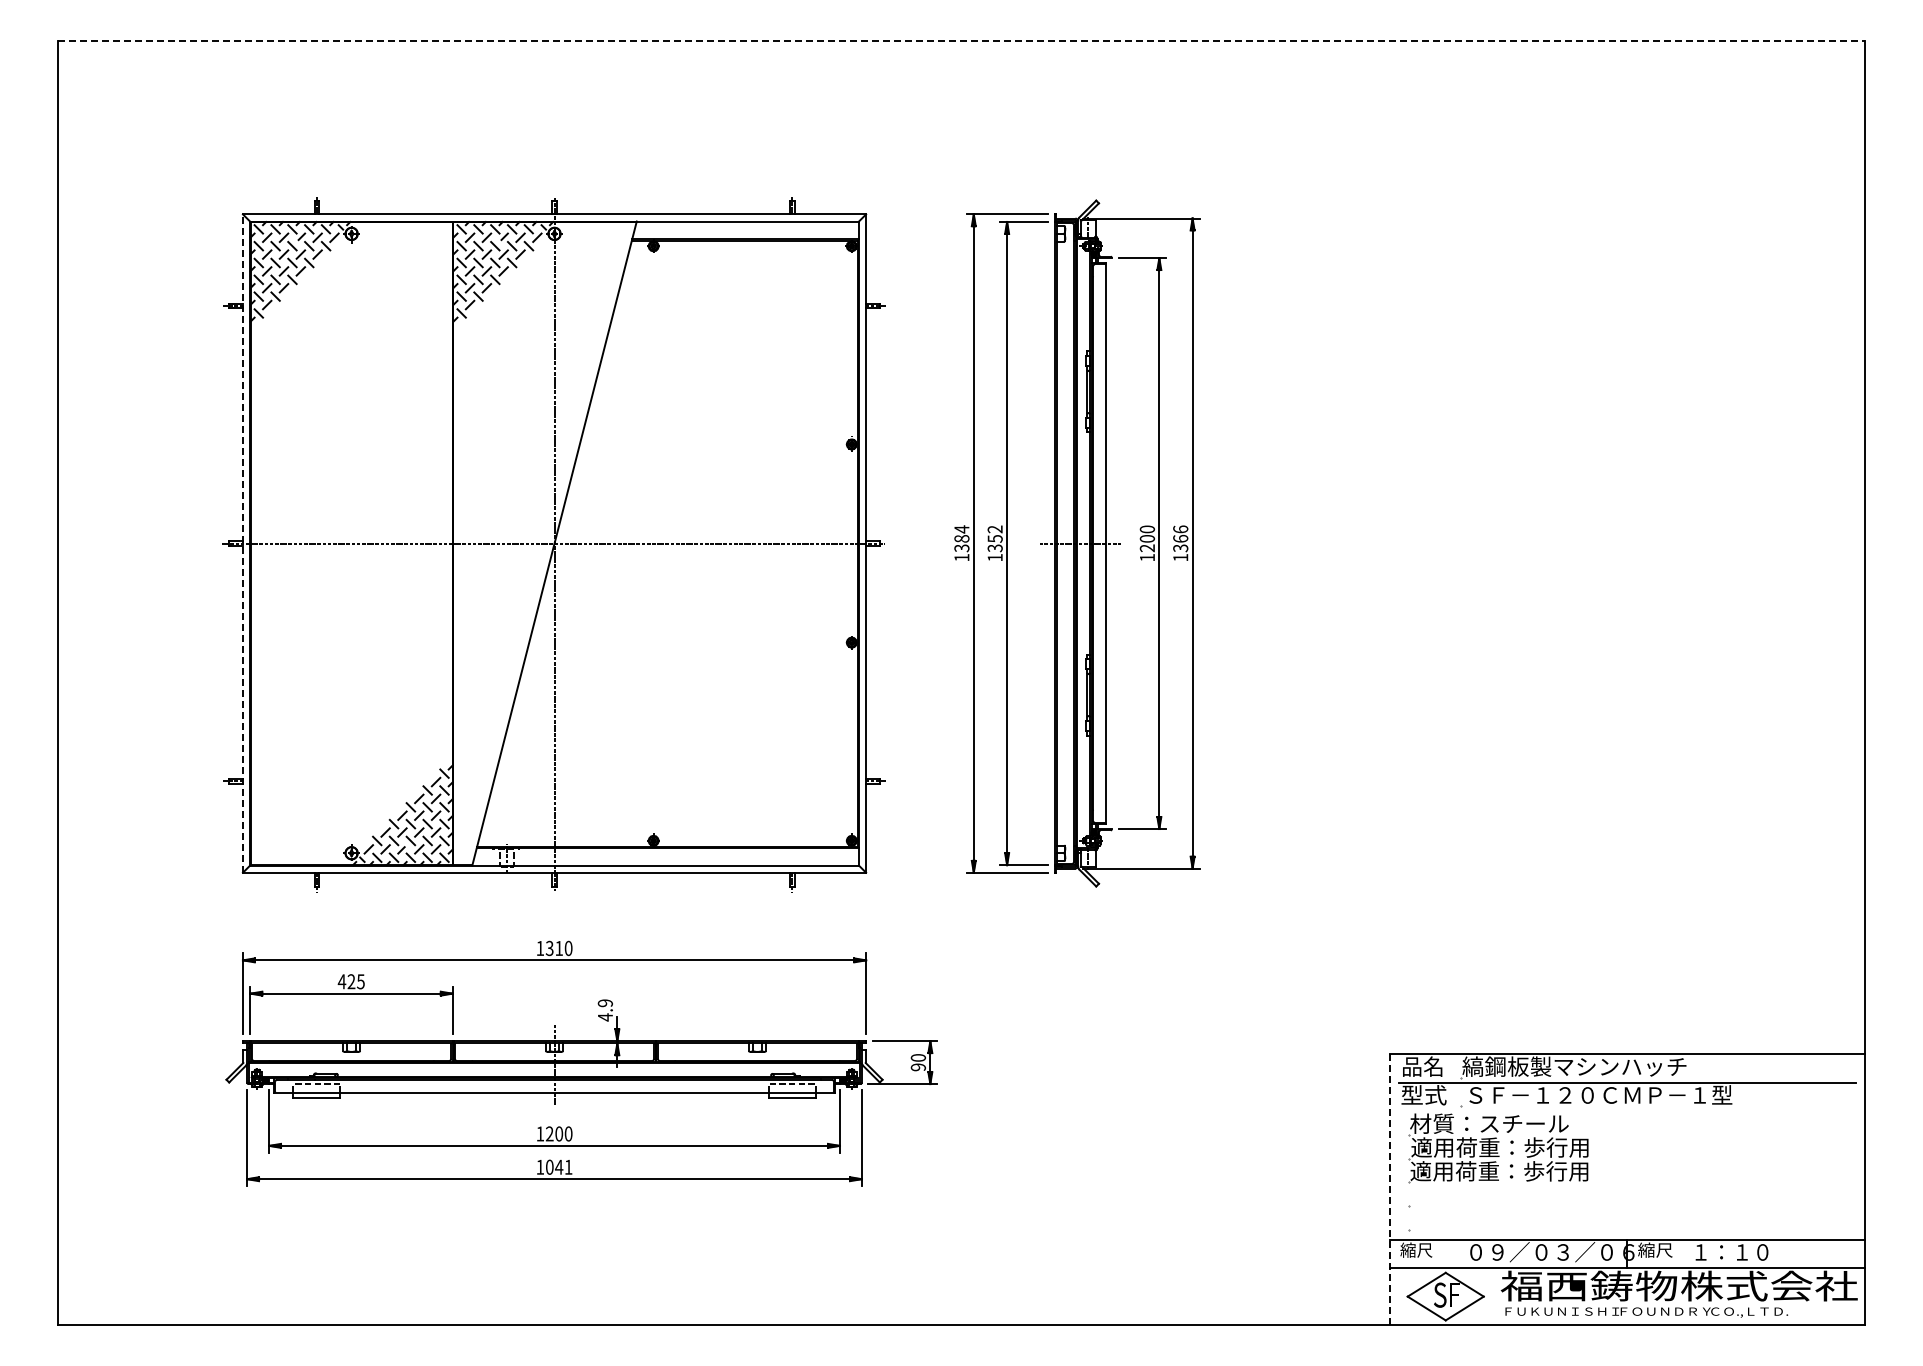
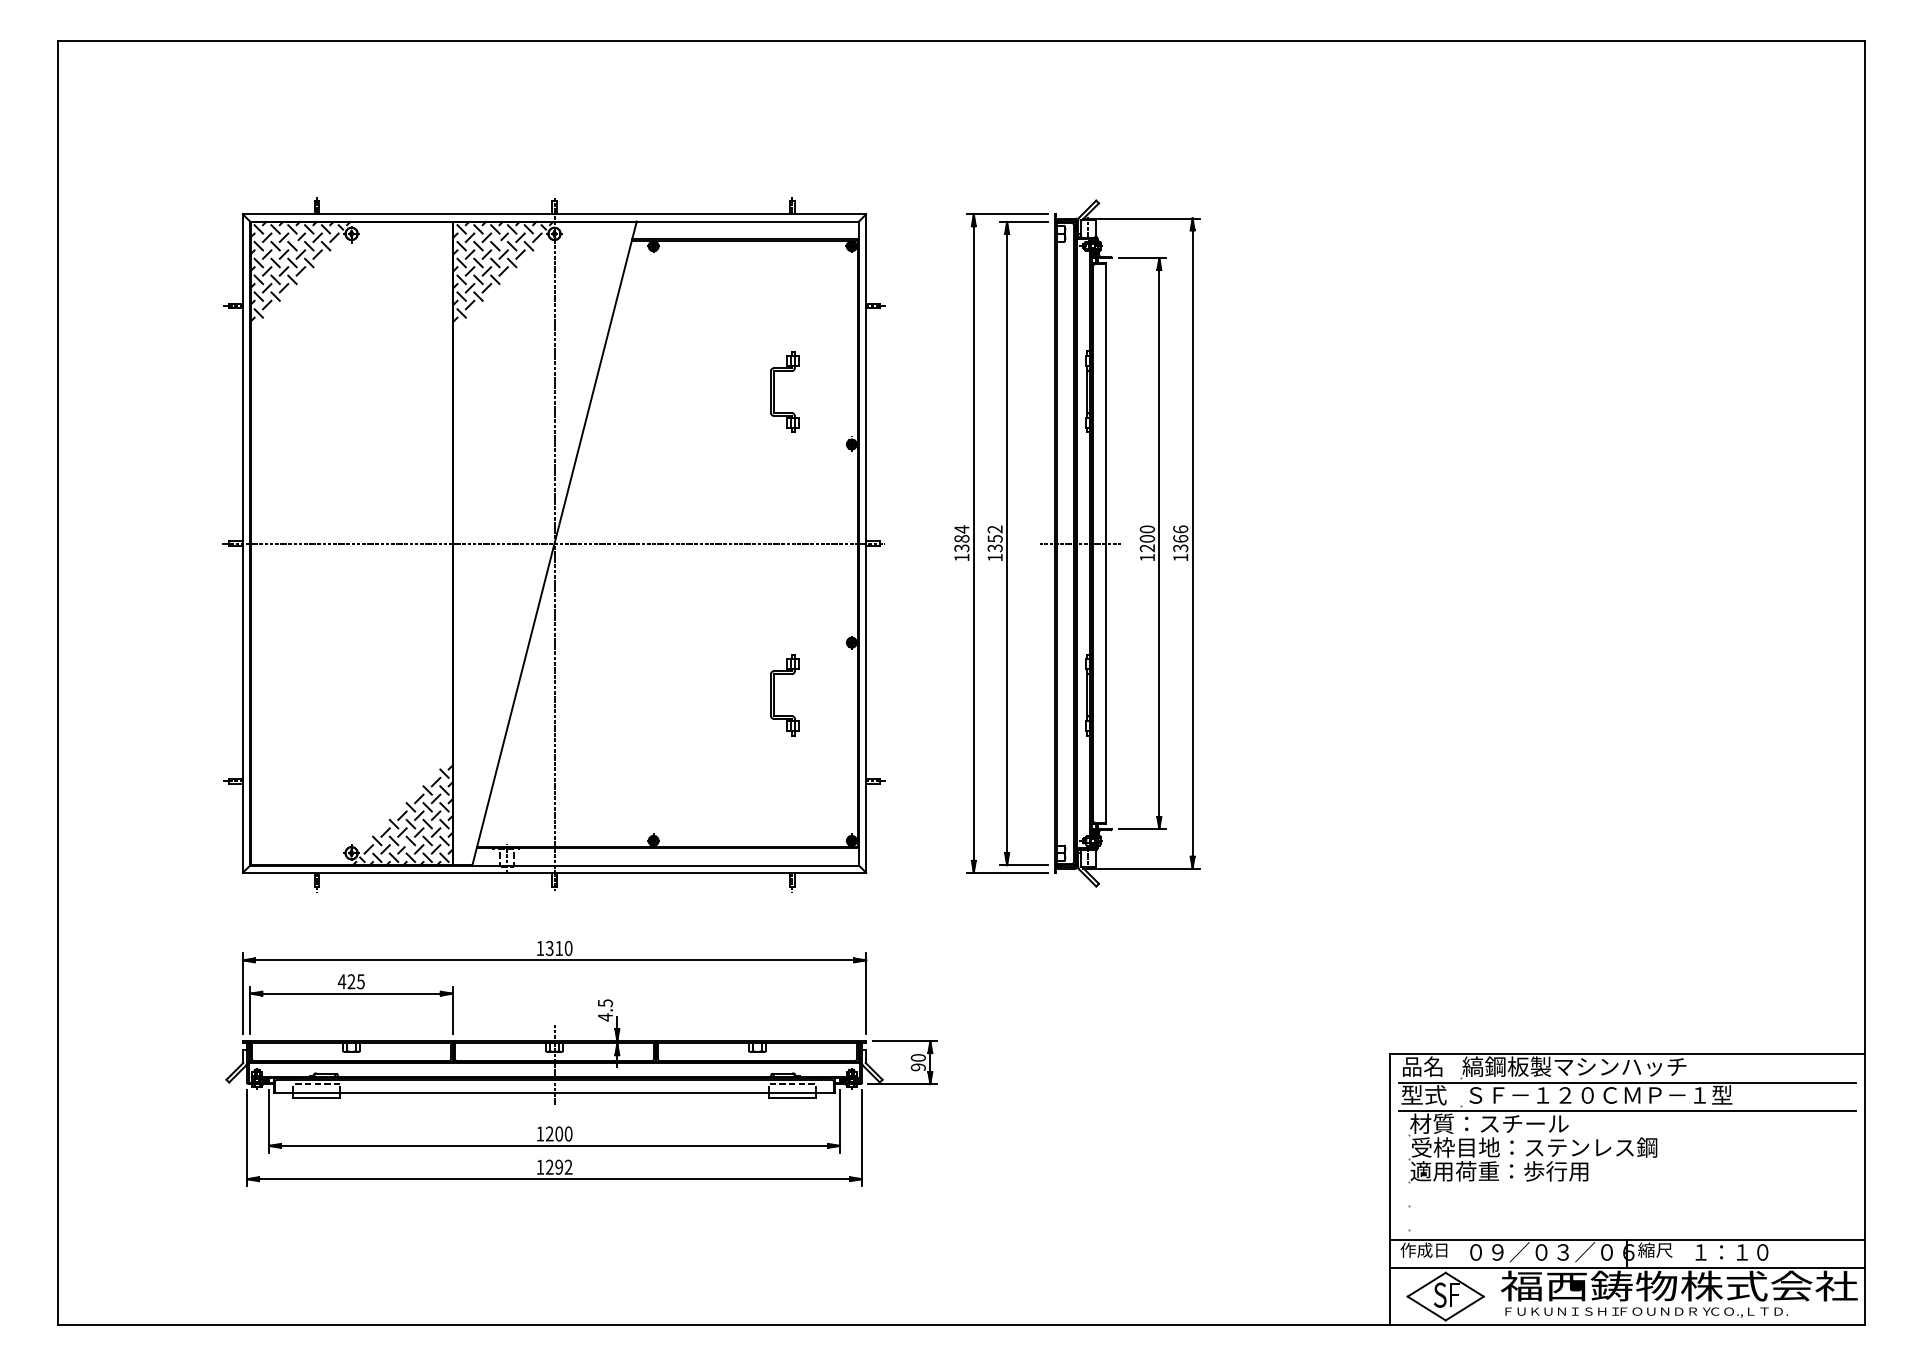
line: dashed -> solid (961, 40)
part: none -> present (774, 391)
line: dashed -> solid (242, 543)
part: none -> present (774, 695)
text: 4.9 -> 4.5 (604, 1003)
line: none -> present (1627, 1111)
text: 適用荷重：歩行用 -> 受枠目地：ステンレス鋼 (1534, 1147)
text: 1041 -> 1292 (558, 1166)
line: dashed -> solid (1389, 1189)
text: 縮尺 -> 作成日 (1423, 1249)
